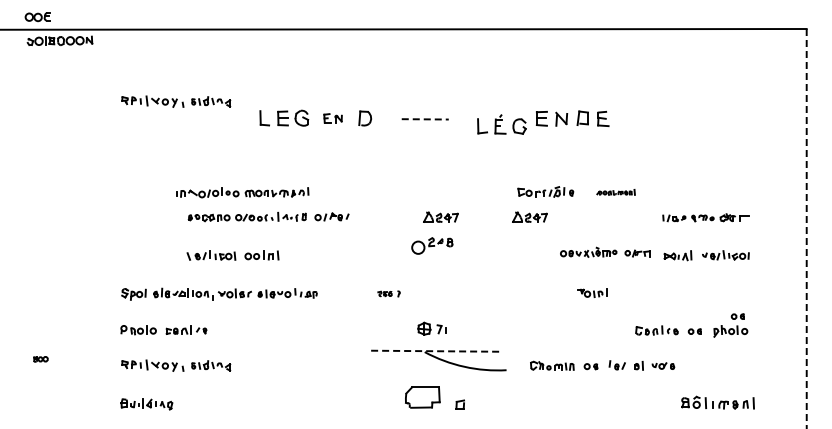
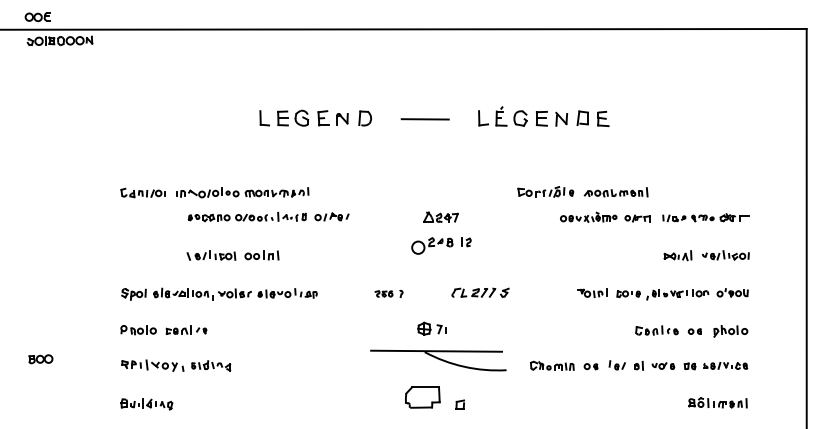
part: present -> none (176, 101)
part size: 20x11 px -> 32x17 px (332, 118)
line: dashed -> solid (425, 119)
part position: (501, 124) -> (502, 116) (502, 116)
part: none -> present (142, 192)
part size: 40x7 px -> 66x11 px (615, 192)
part: present -> none (529, 216)
line: dashed -> solid (806, 229)
part: none -> present (466, 242)
part position: (605, 251) -> (605, 216) (605, 216)
part: none -> present (480, 292)
part size: 24x8 px -> 30x8 px (388, 293)
part: none -> present (682, 294)
part: present -> none (737, 316)
line: dashed -> solid (437, 351)
part size: 16x7 px -> 26x11 px (40, 359)
part: none -> present (715, 366)
part size: 74x15 px -> 60x12 px (717, 402)
